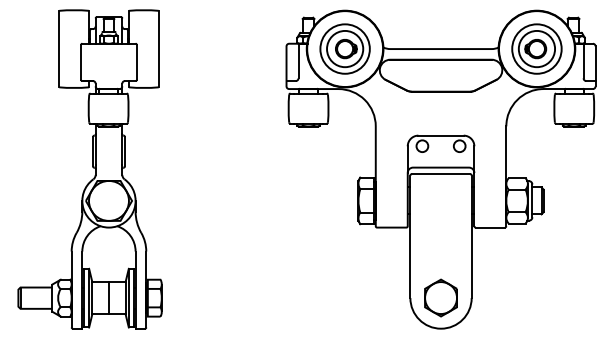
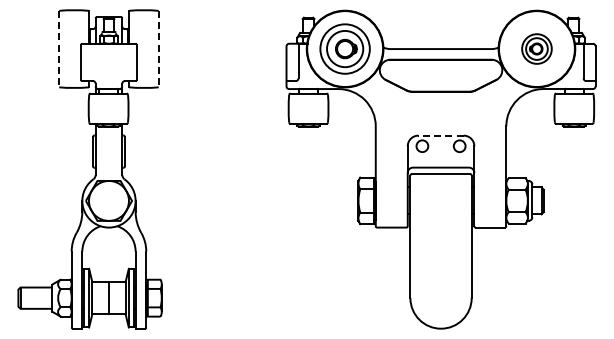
part size: 52x52 px -> 32x32 px (536, 48)
line: solid -> dashed (59, 49)
line: solid -> dashed (158, 49)
line: solid -> dashed (441, 135)
part: present -> none (440, 297)
